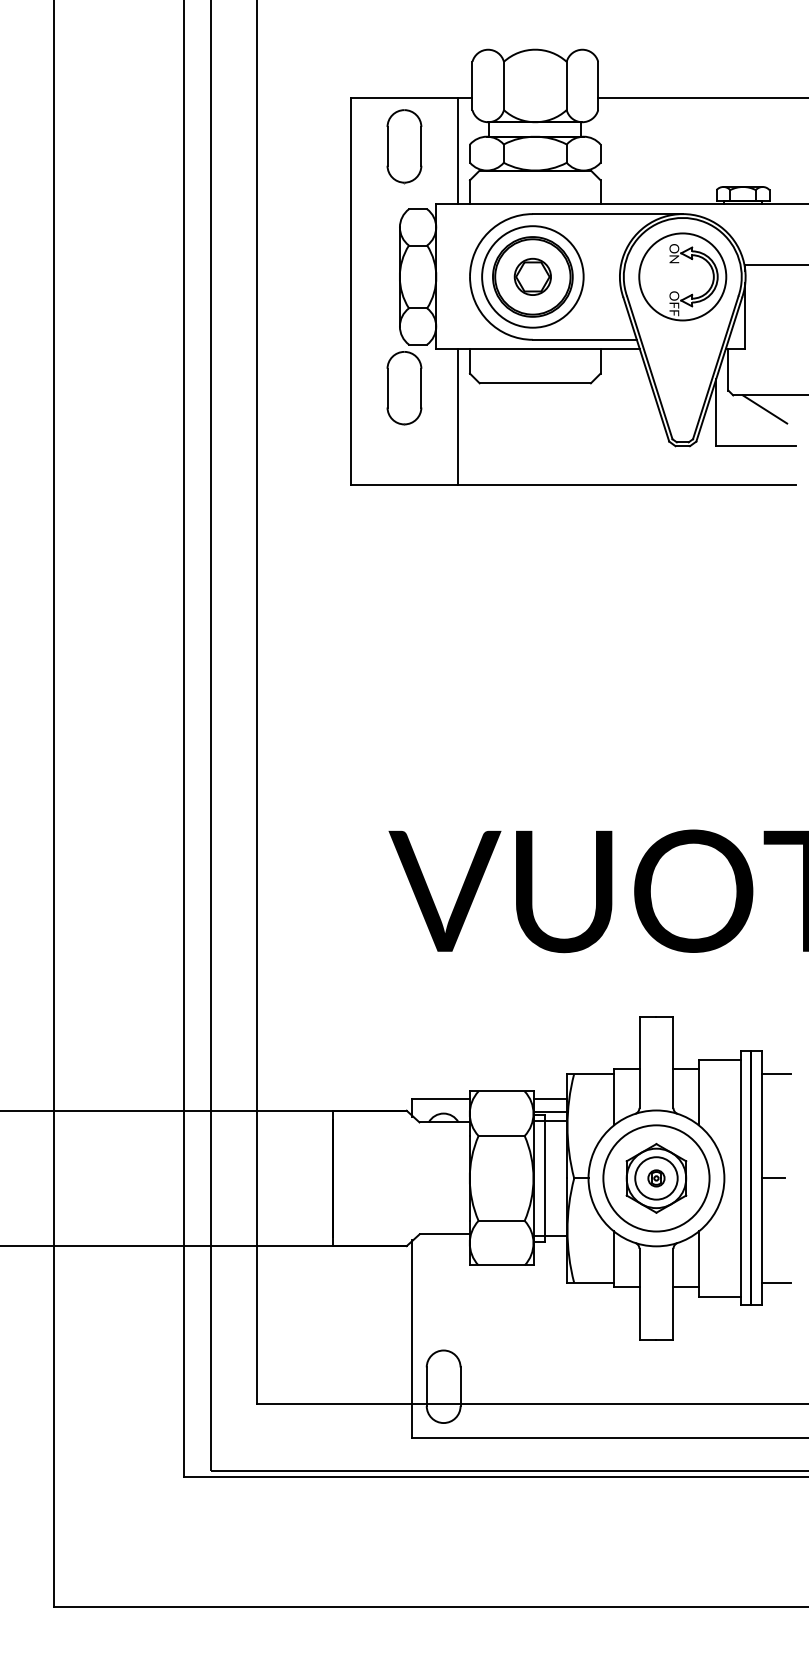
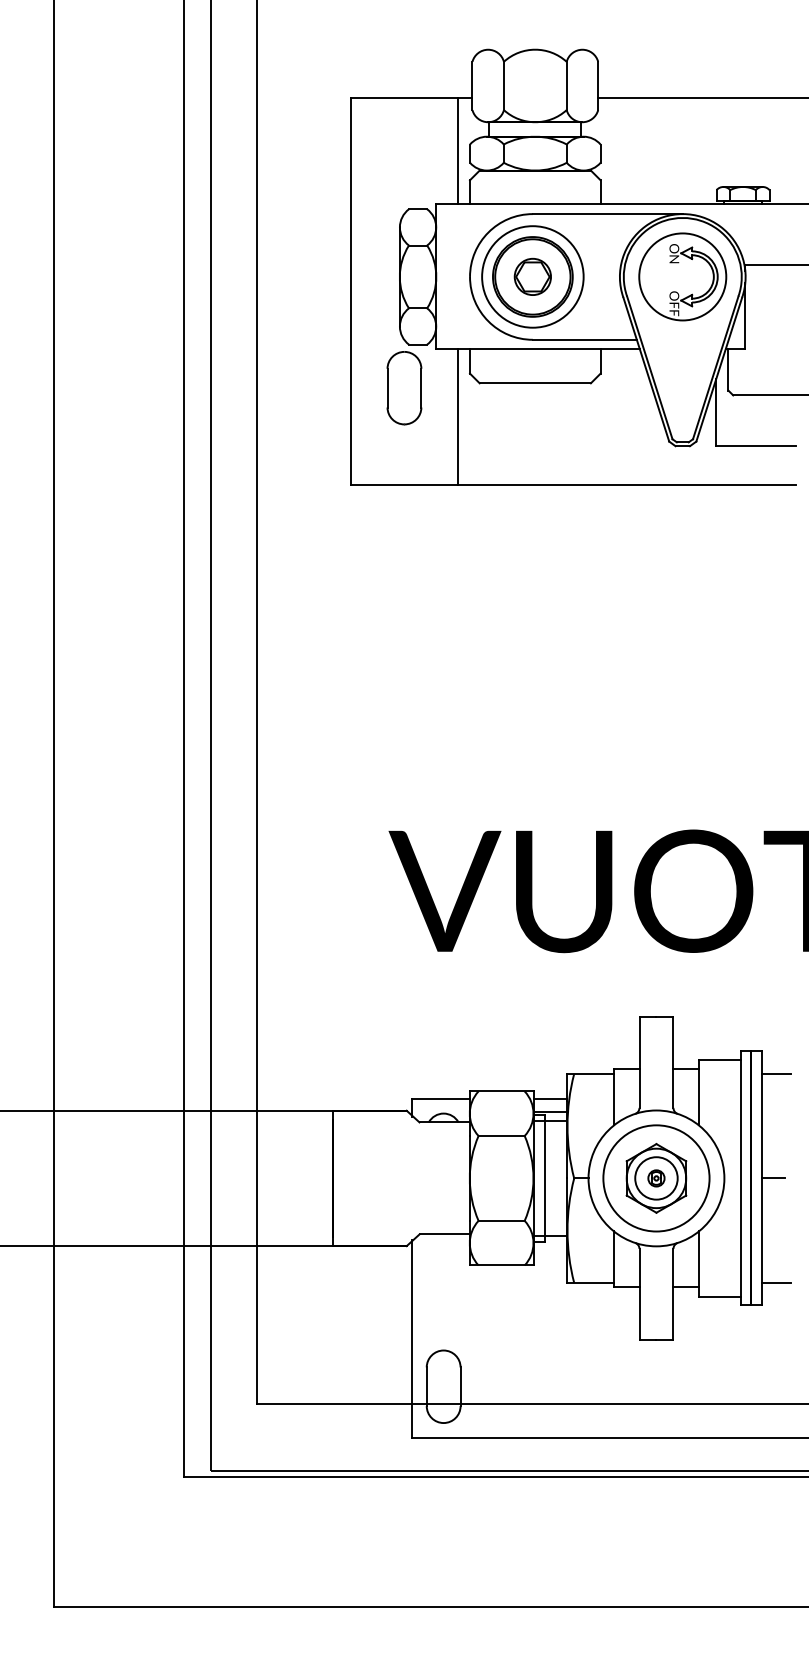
part: present -> none (404, 146)
line: present -> none (764, 409)
